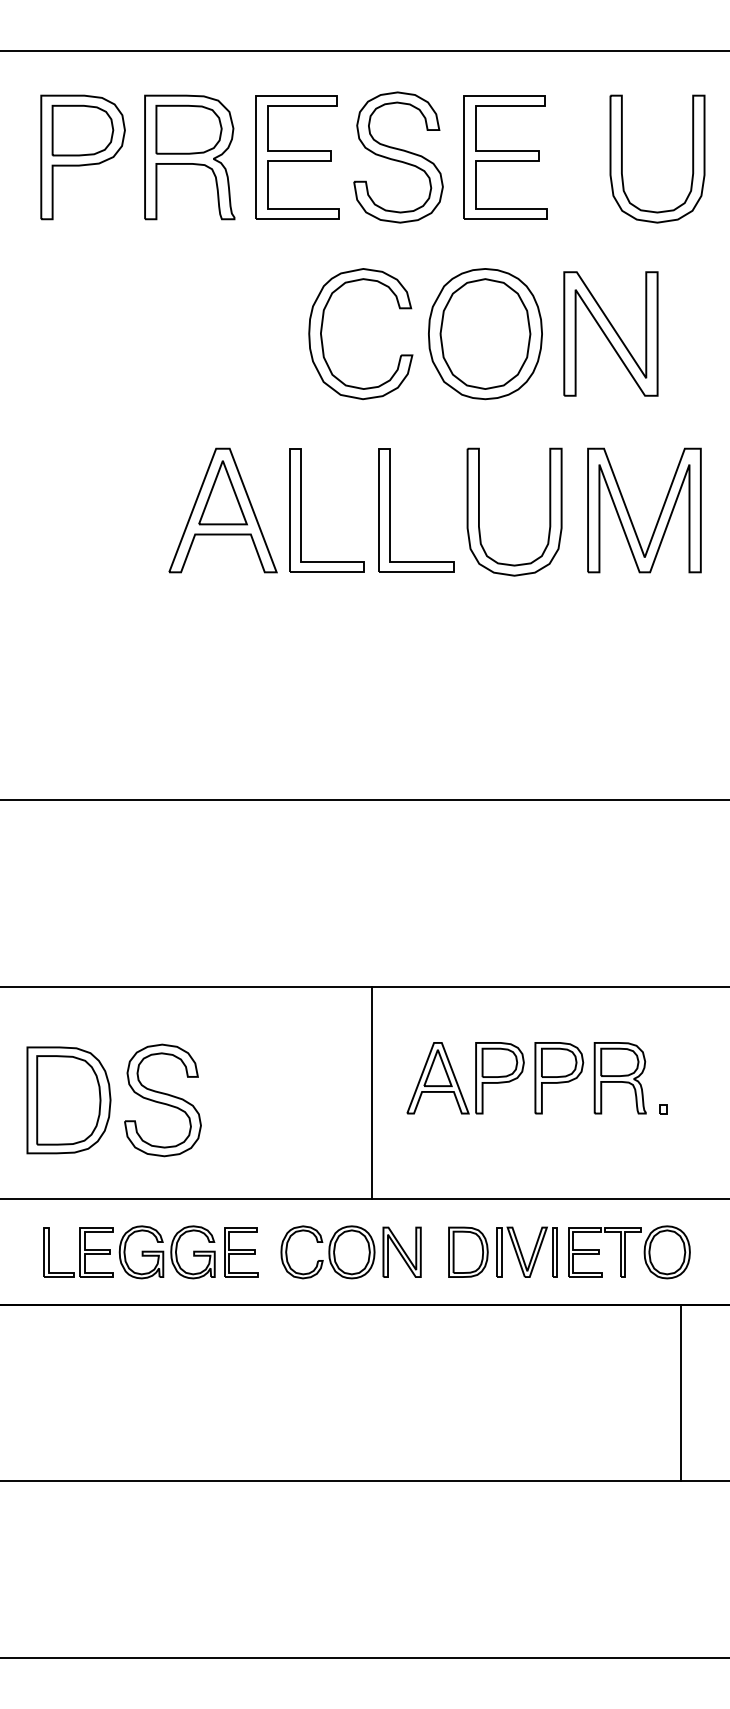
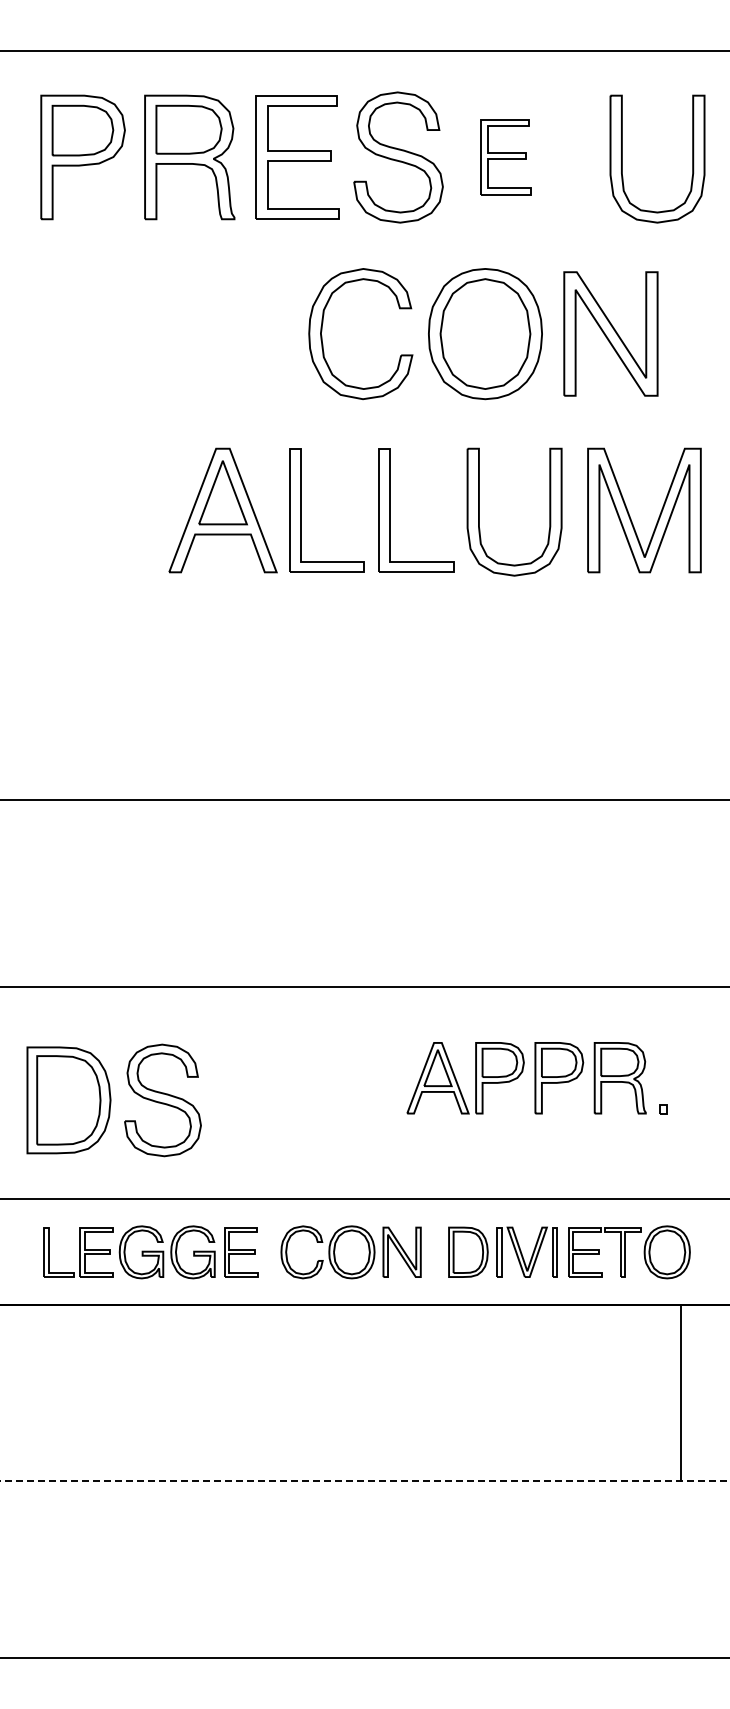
part size: 85x125 px -> 52x77 px (505, 157)
line: present -> none (372, 1092)
line: solid -> dashed (365, 1481)
